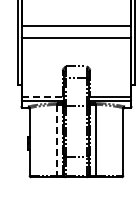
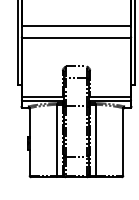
line: dashed -> solid (43, 96)
line: dashed -> solid (57, 140)
